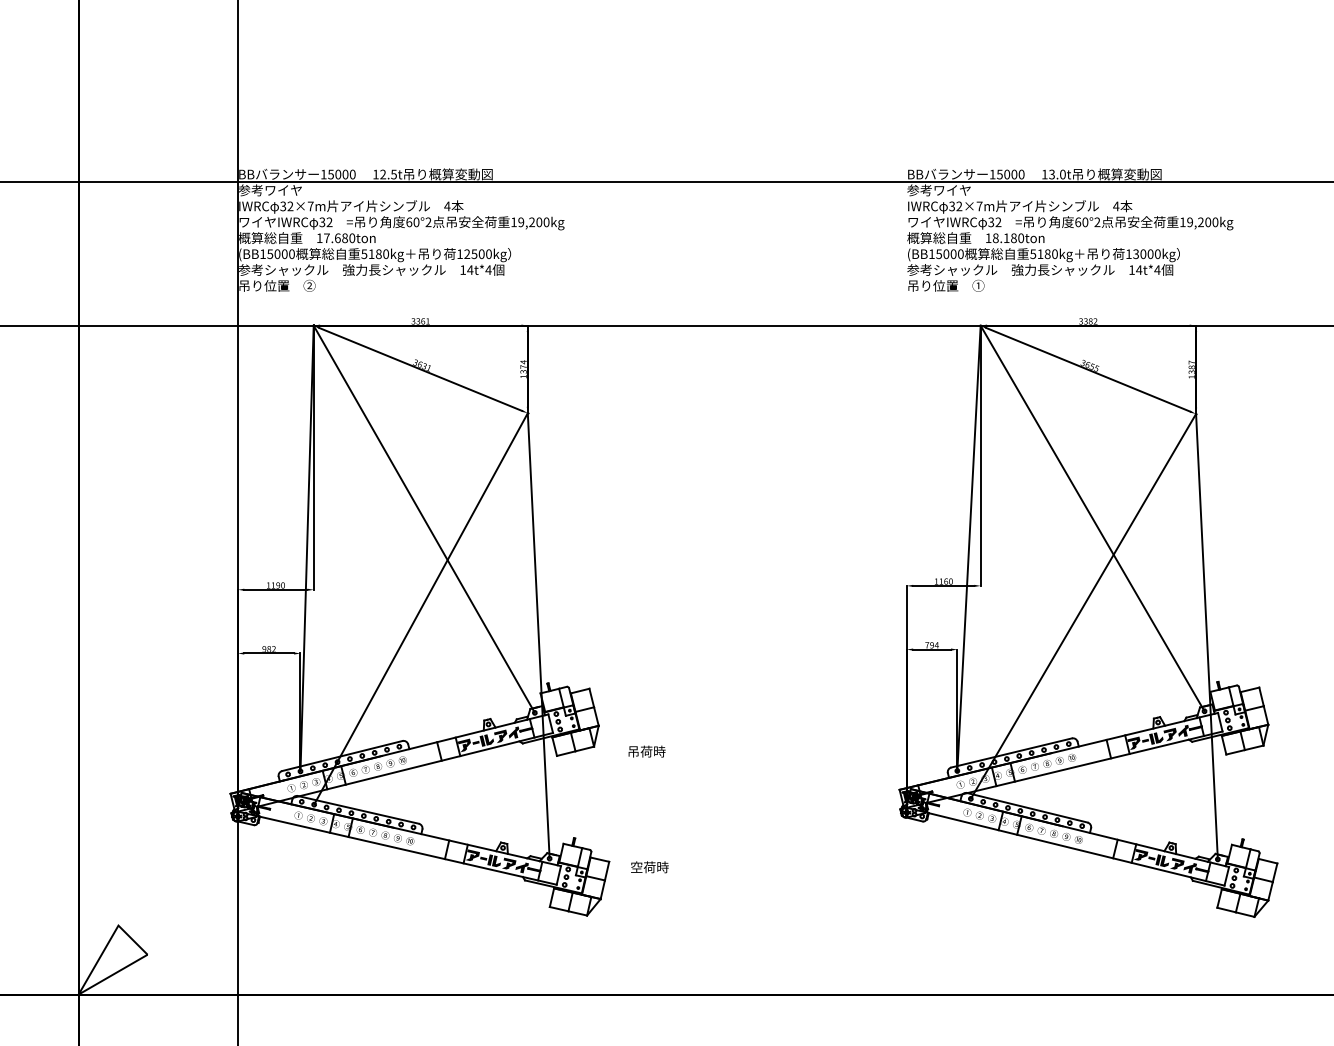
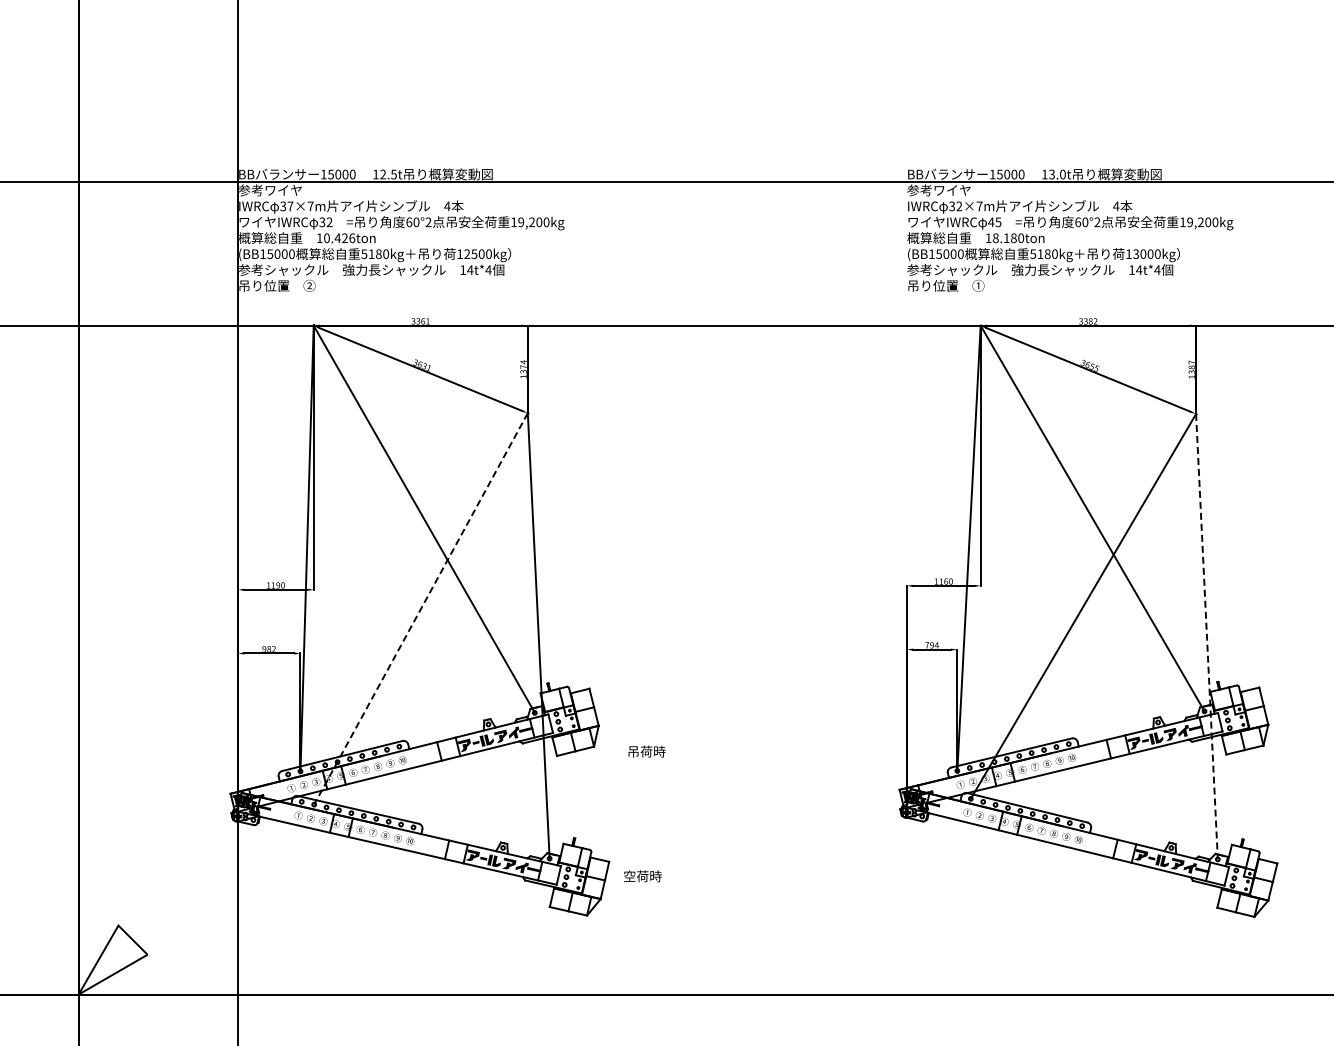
text: 32×7m -> 37×7m (290, 206)
text: 32 -> 45 (994, 222)
text: 17.680ton -> 10.426ton (339, 238)
line: solid -> dashed (421, 608)
line: solid -> dashed (1206, 636)
text position: (649, 867) -> (642, 876) (642, 876)
